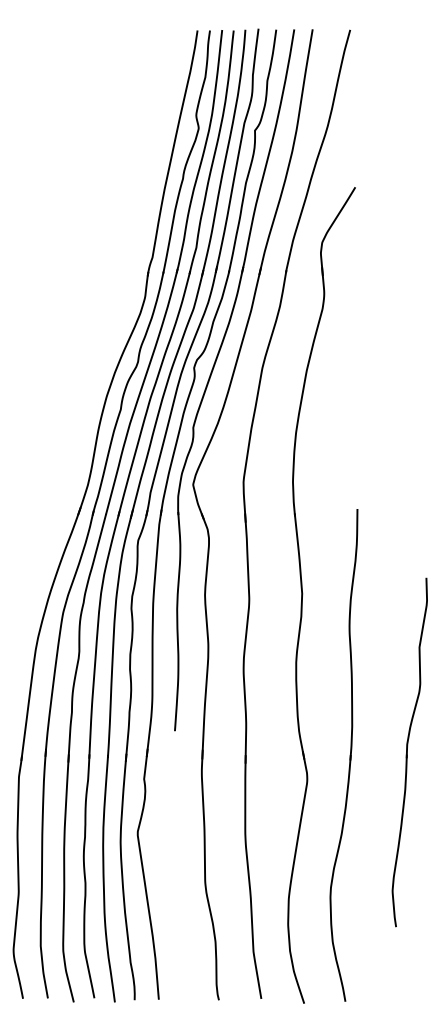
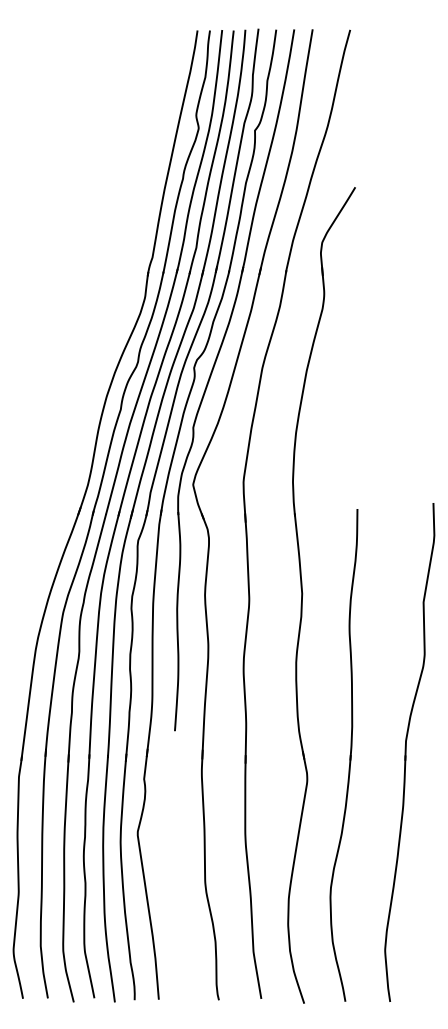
part size: 37x351 px -> 52x499 px (409, 752)
